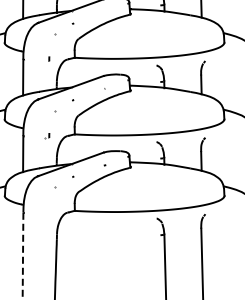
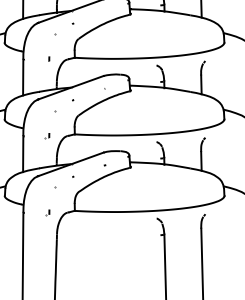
part: none -> present (47, 212)
line: dashed -> solid (23, 256)
